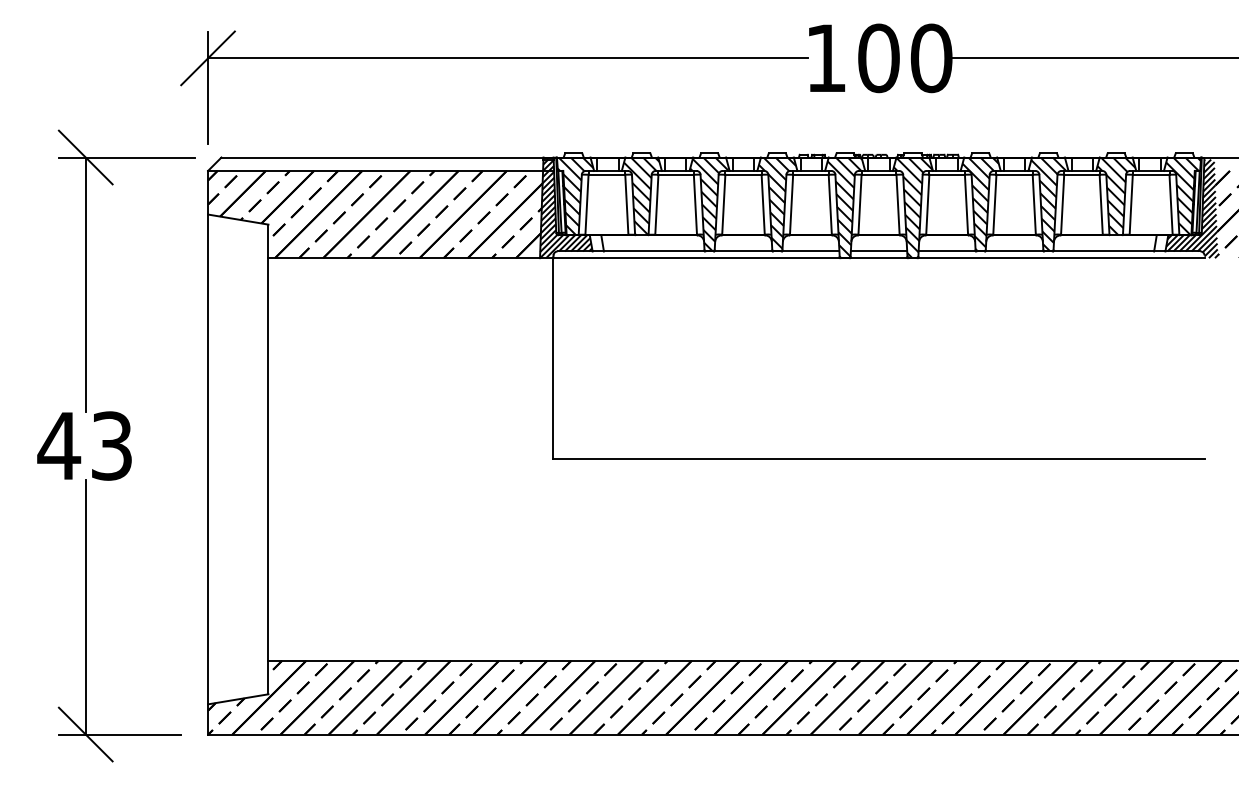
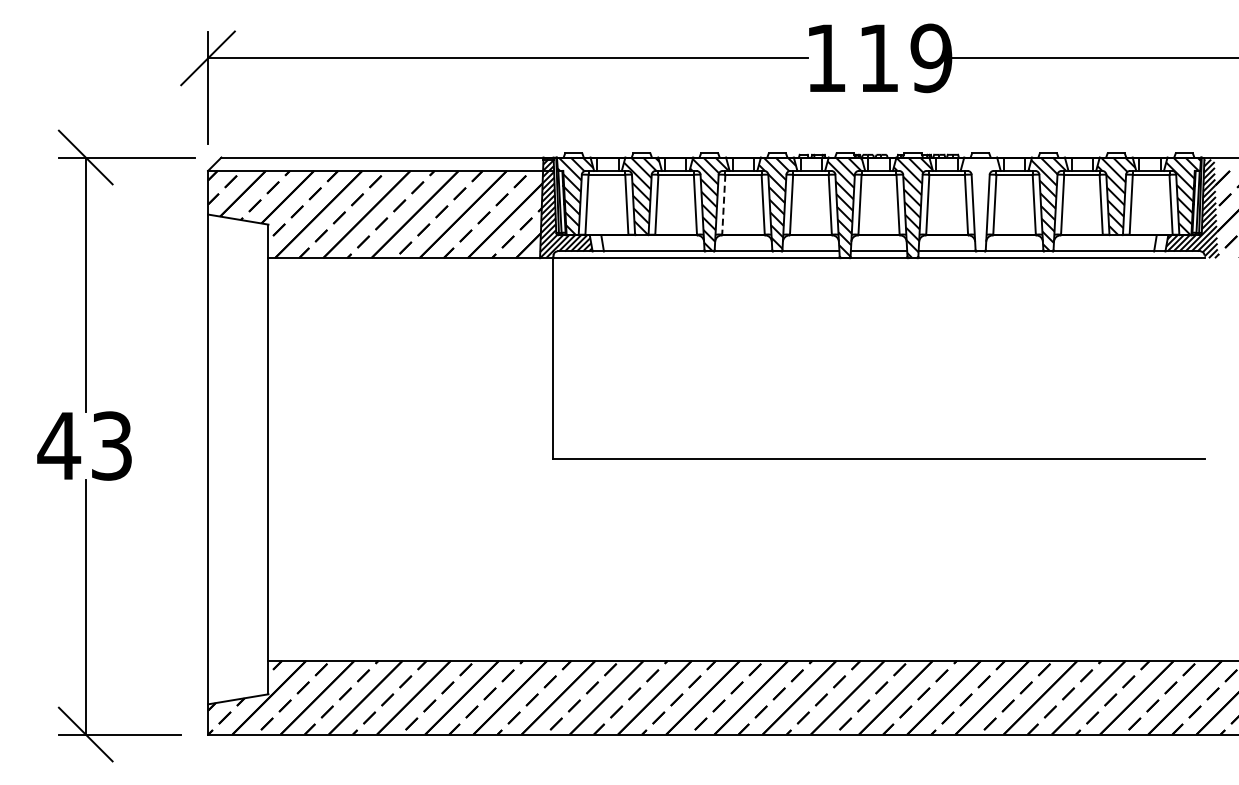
text: 100 -> 119 (905, 58)
hatch: present -> none (980, 204)
line: solid -> dashed (723, 205)
